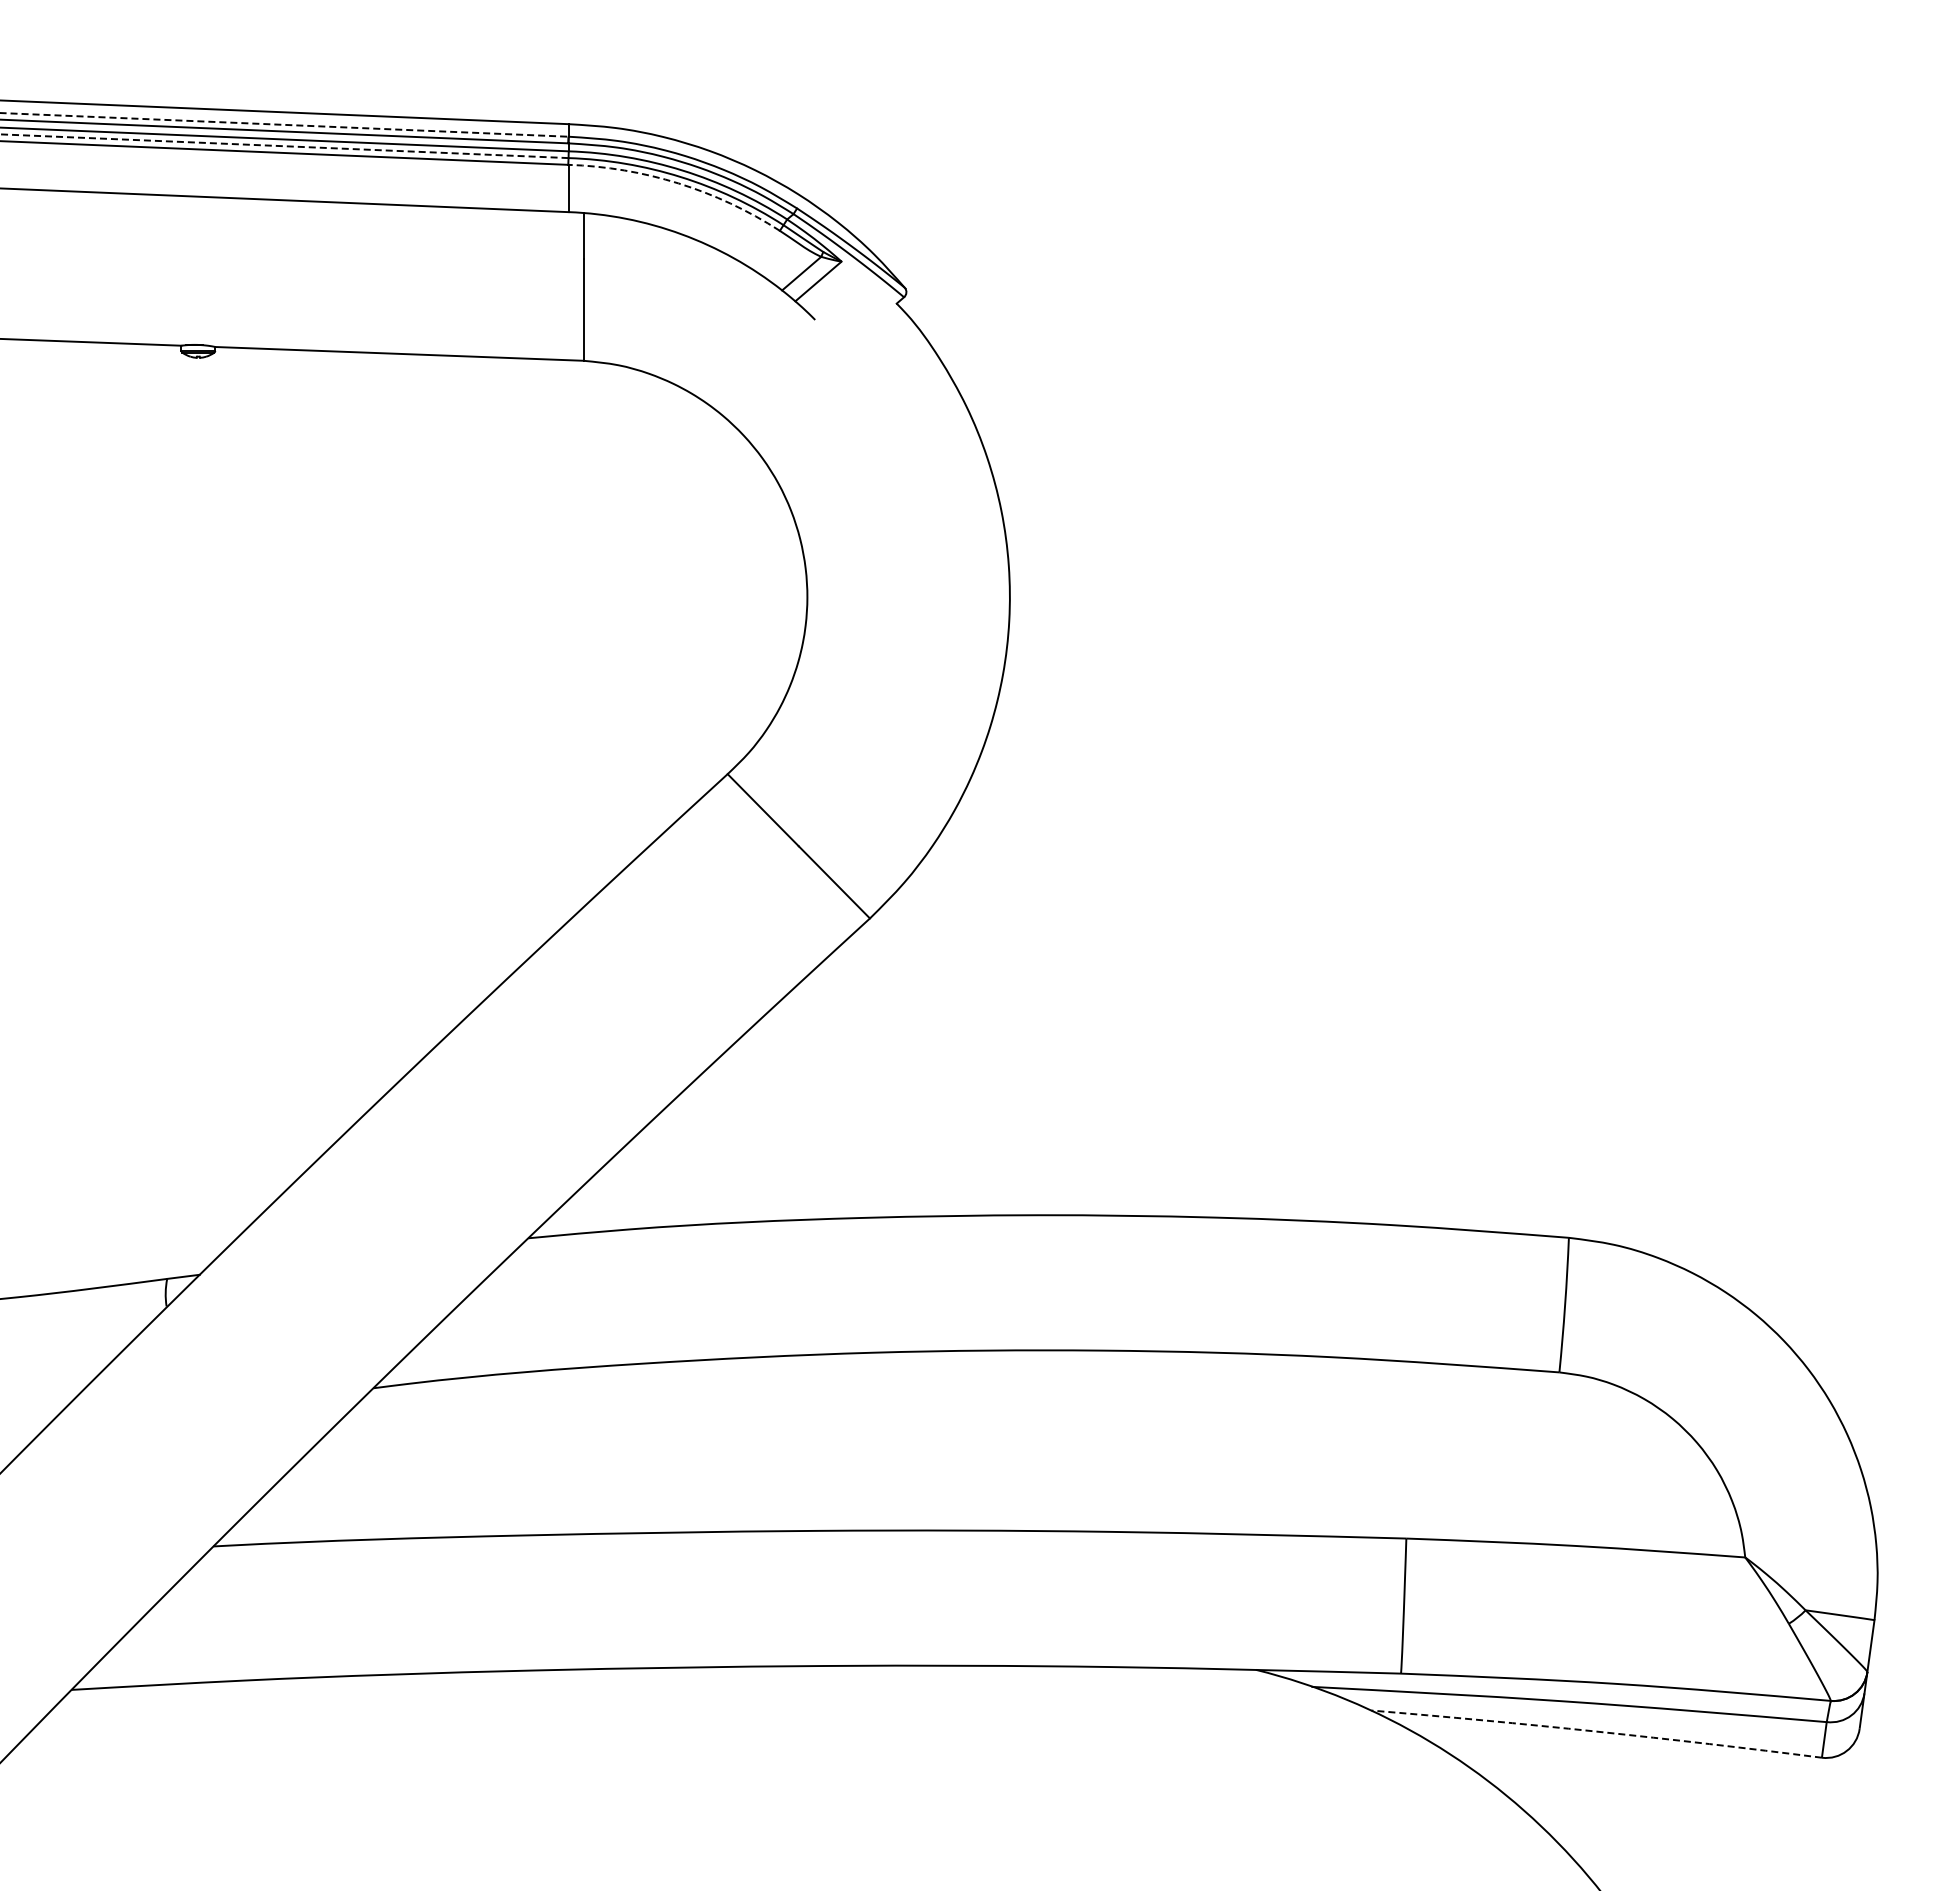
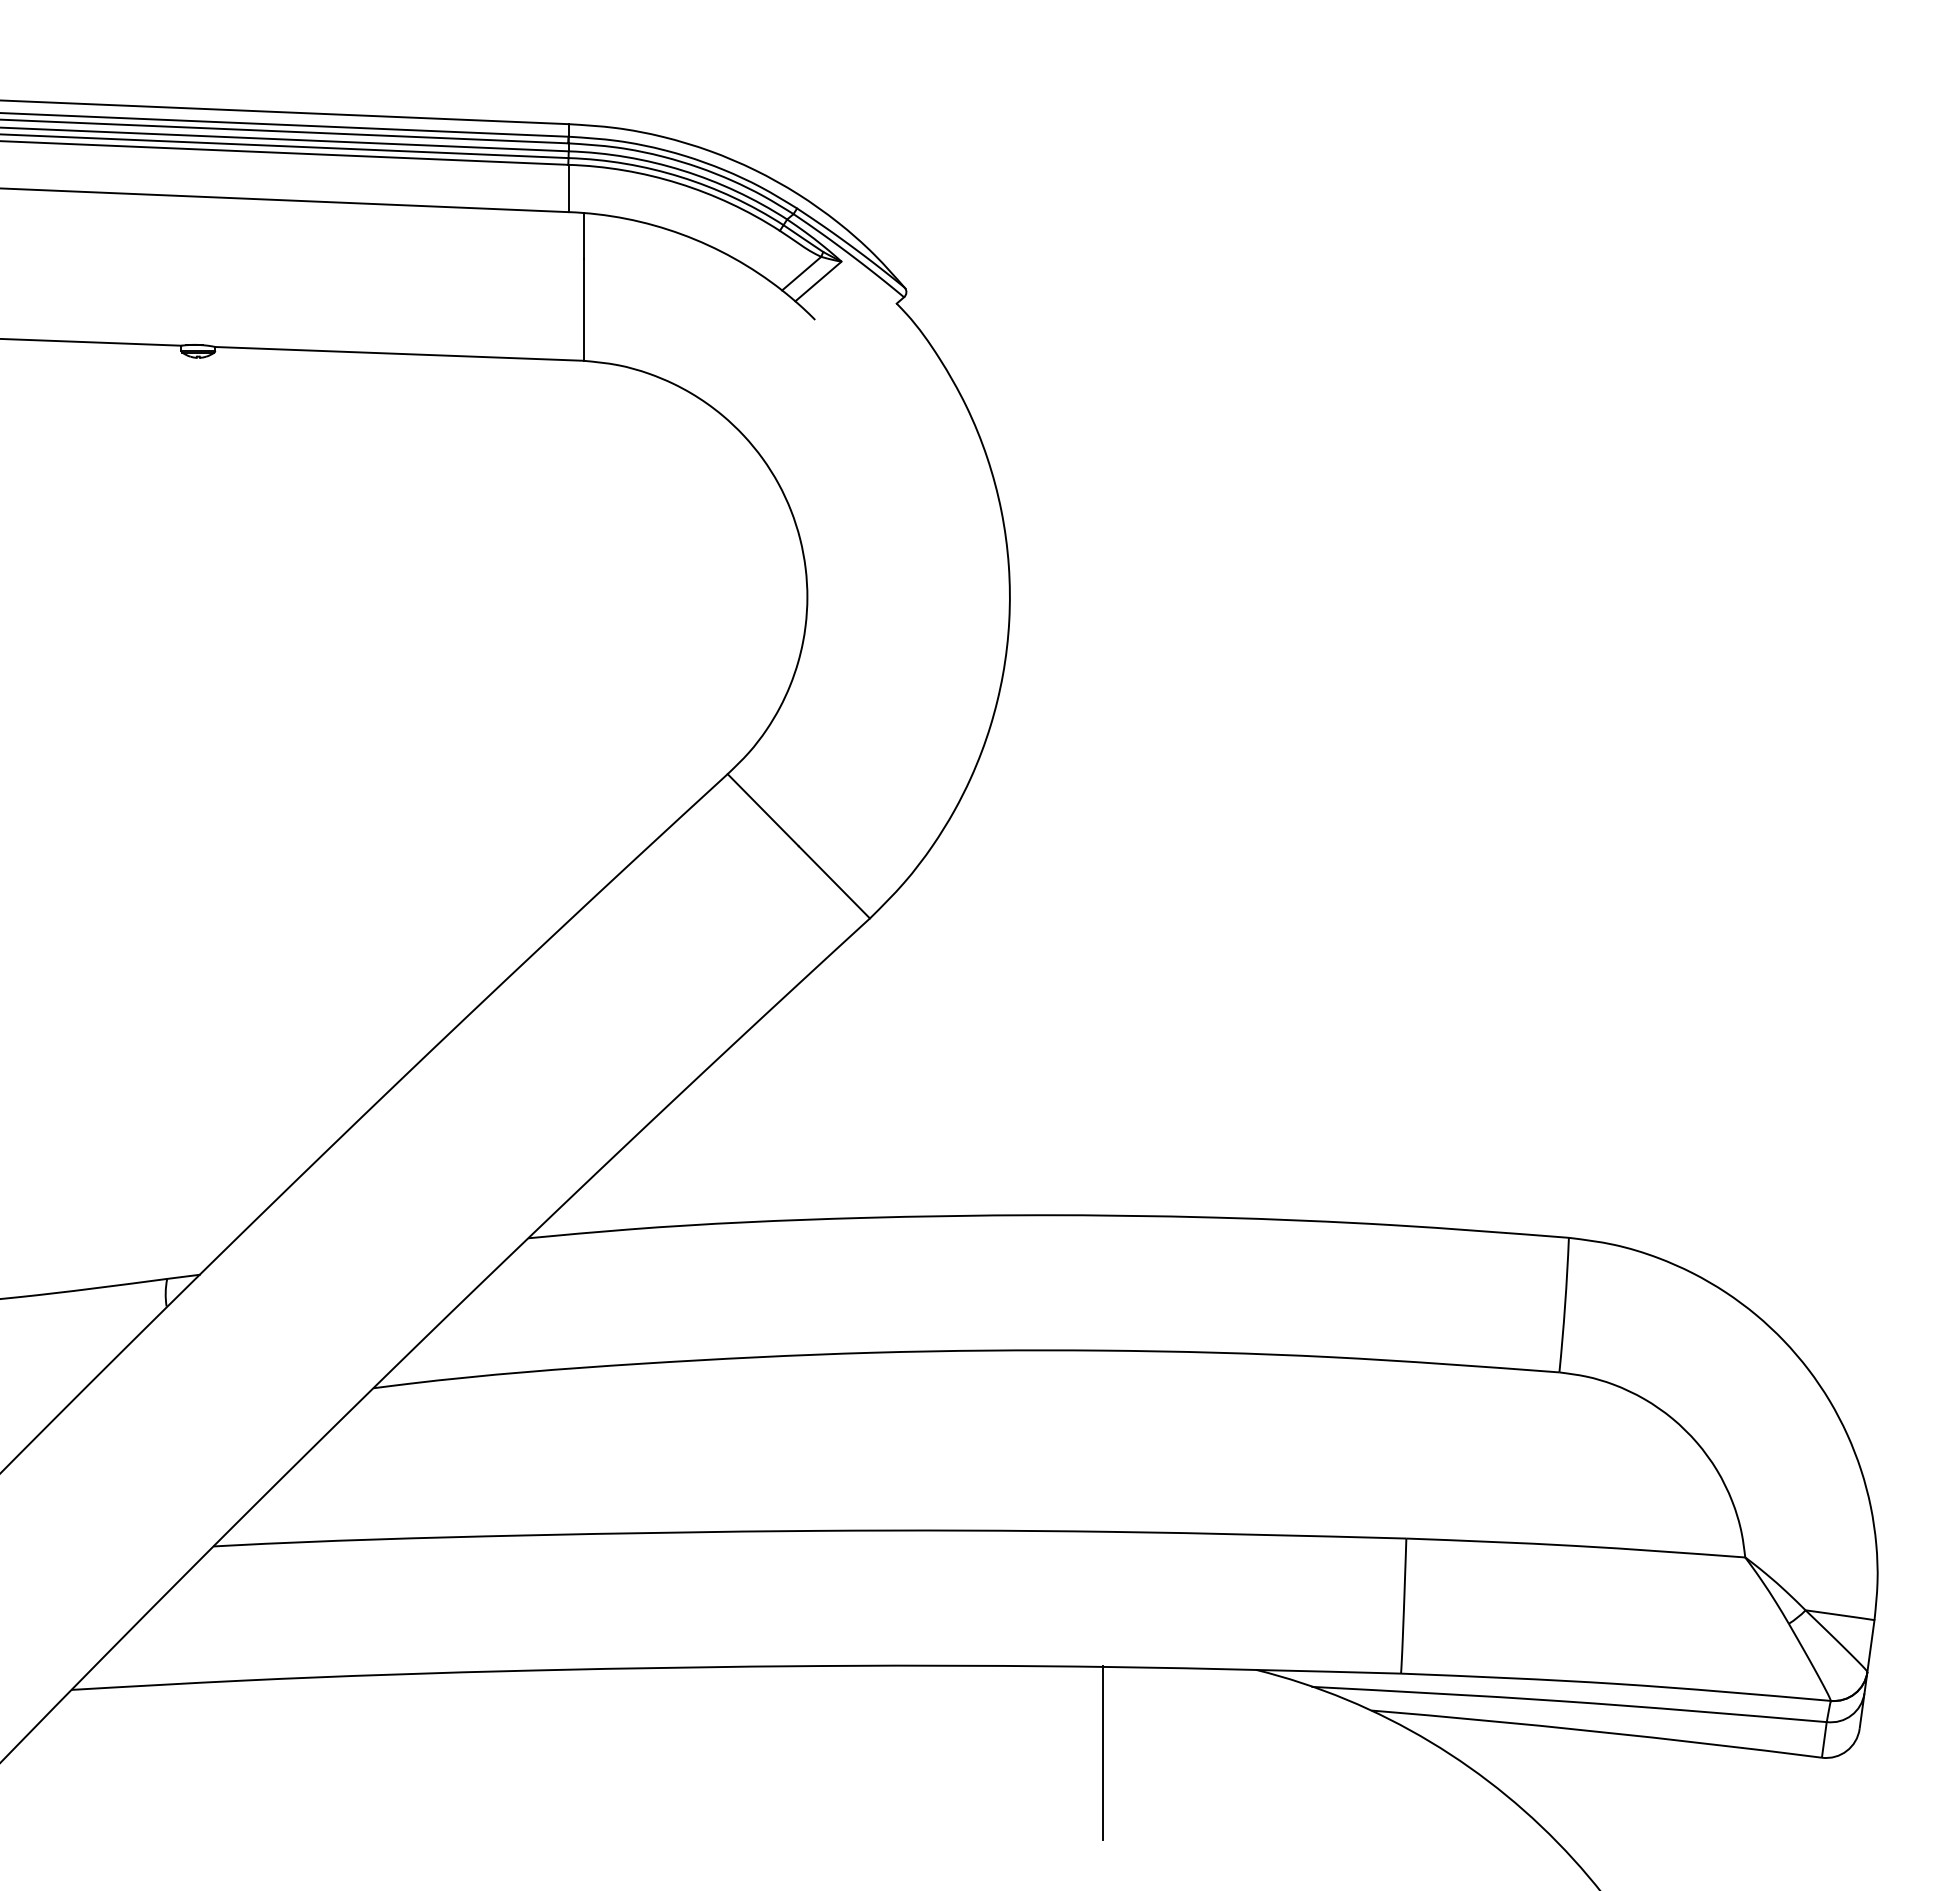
line: dashed -> solid (284, 124)
line: dashed -> solid (283, 146)
arc: dashed -> solid (678, 183)
arc: dashed -> solid (1596, 1731)
line: none -> present (1103, 1753)
